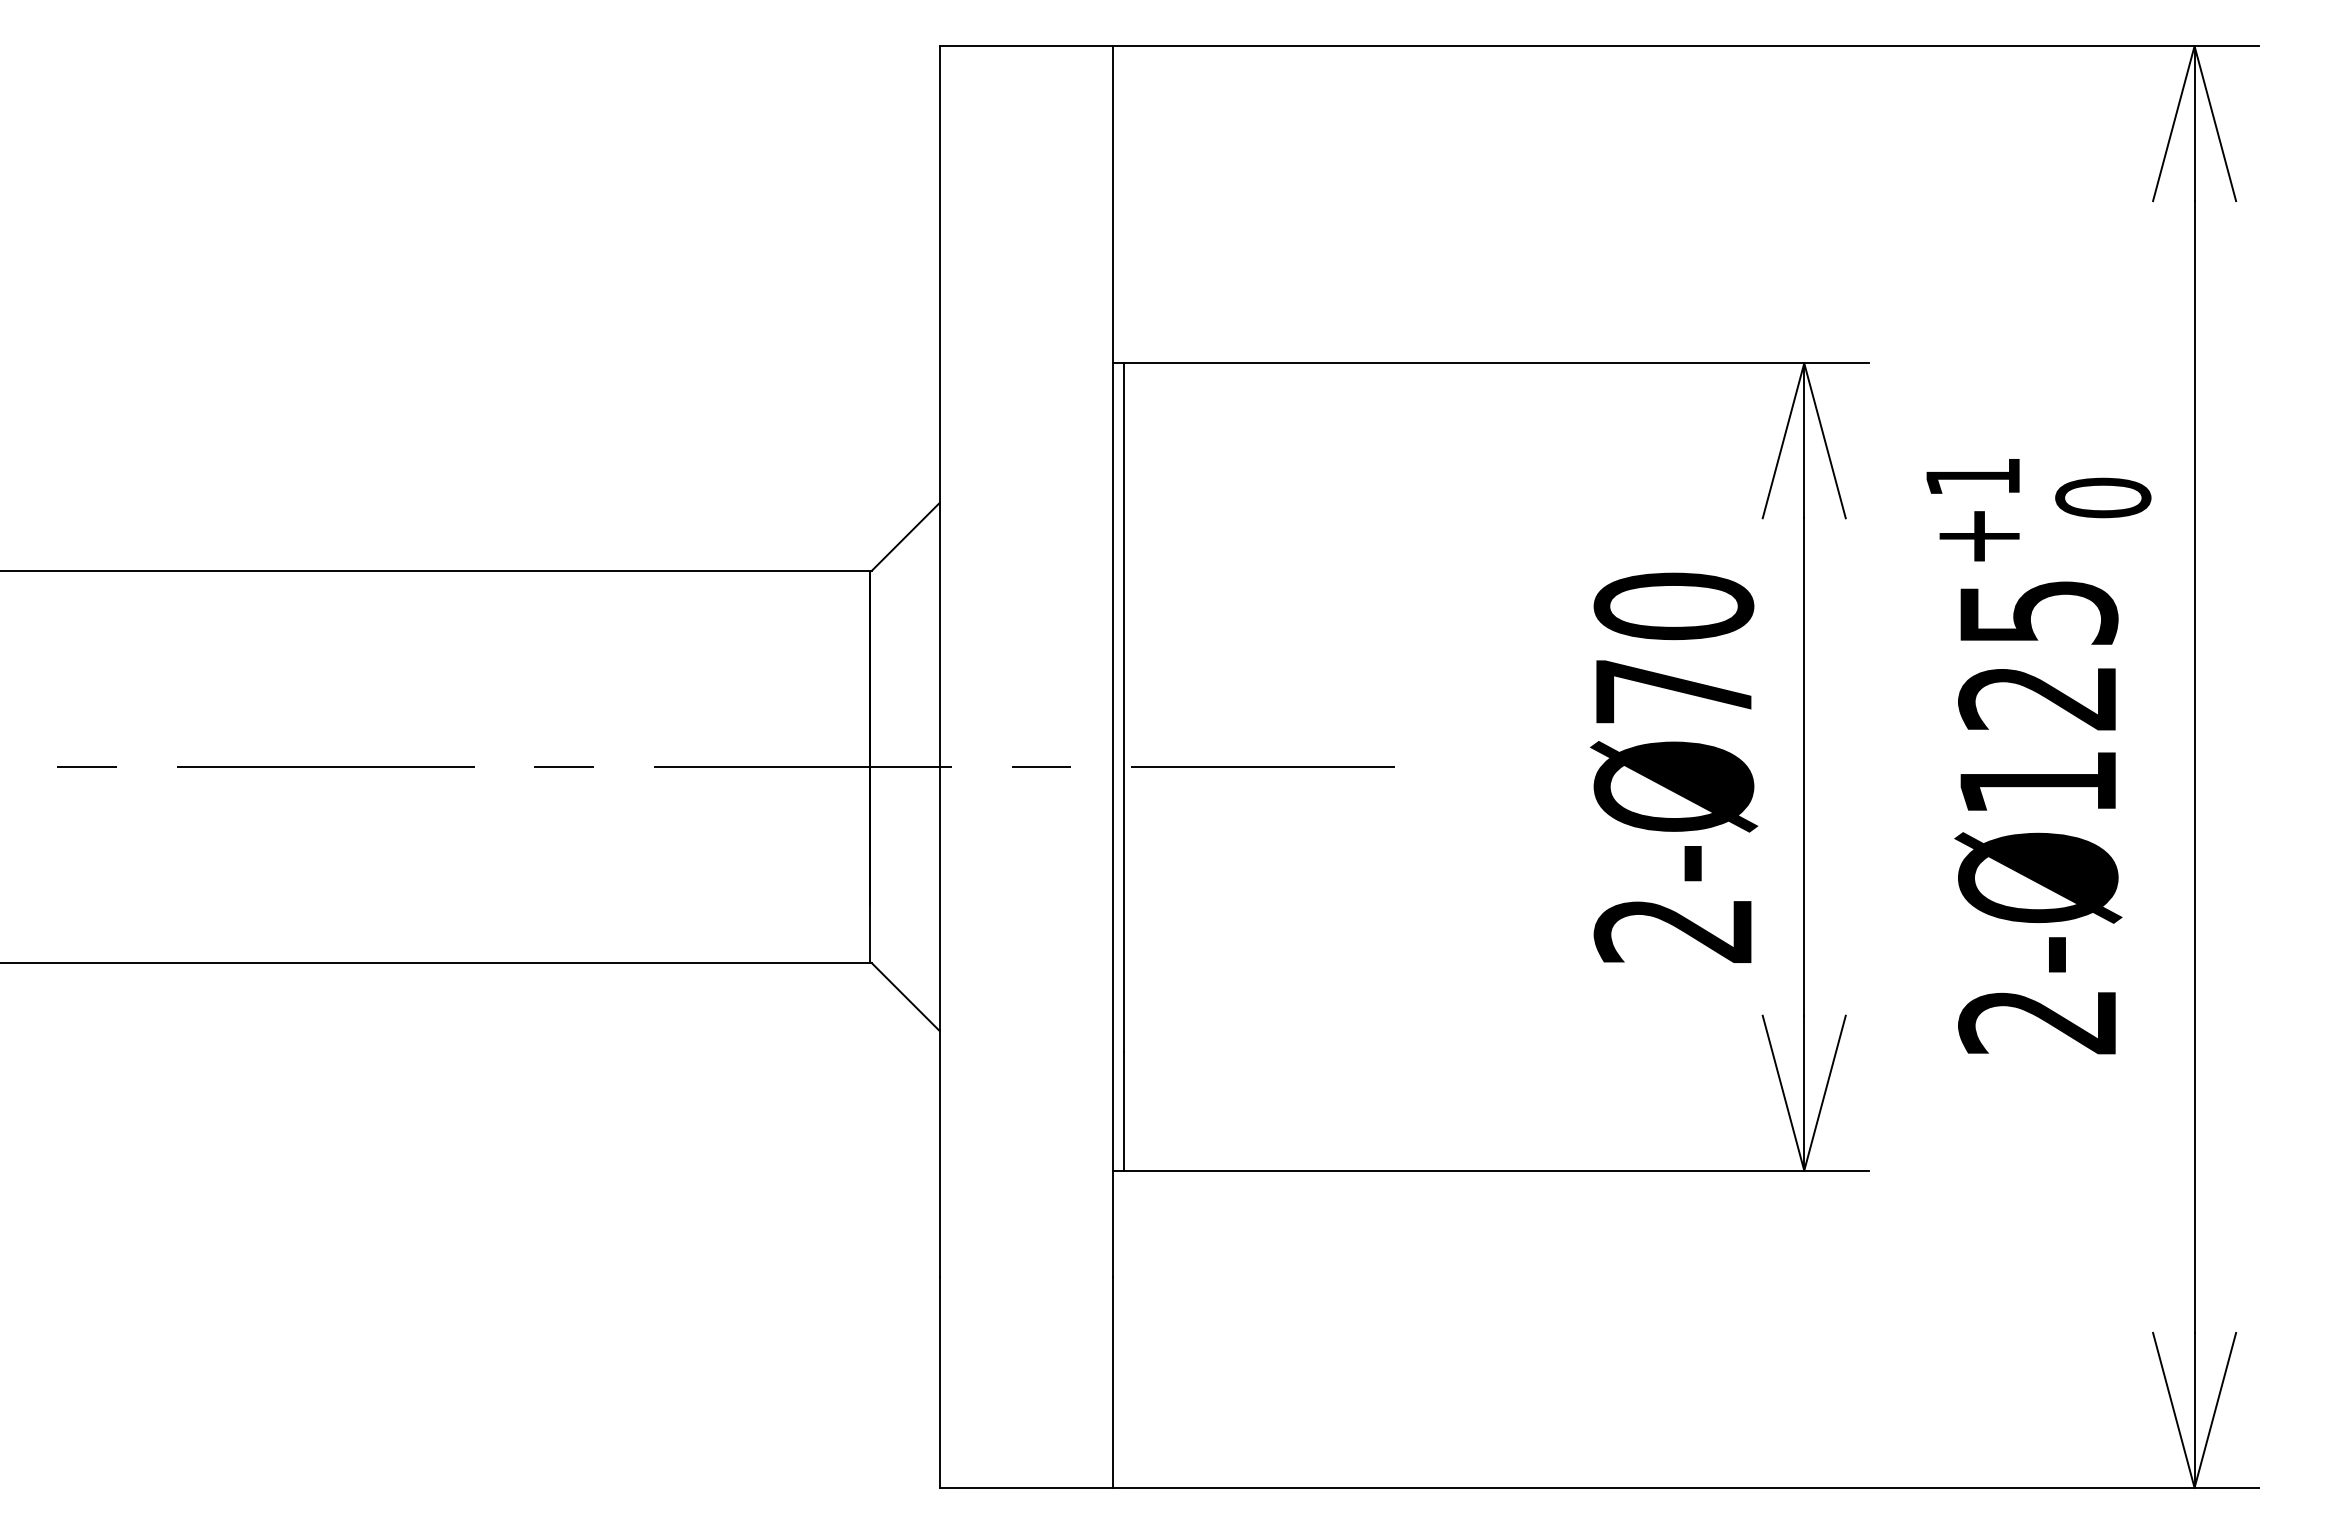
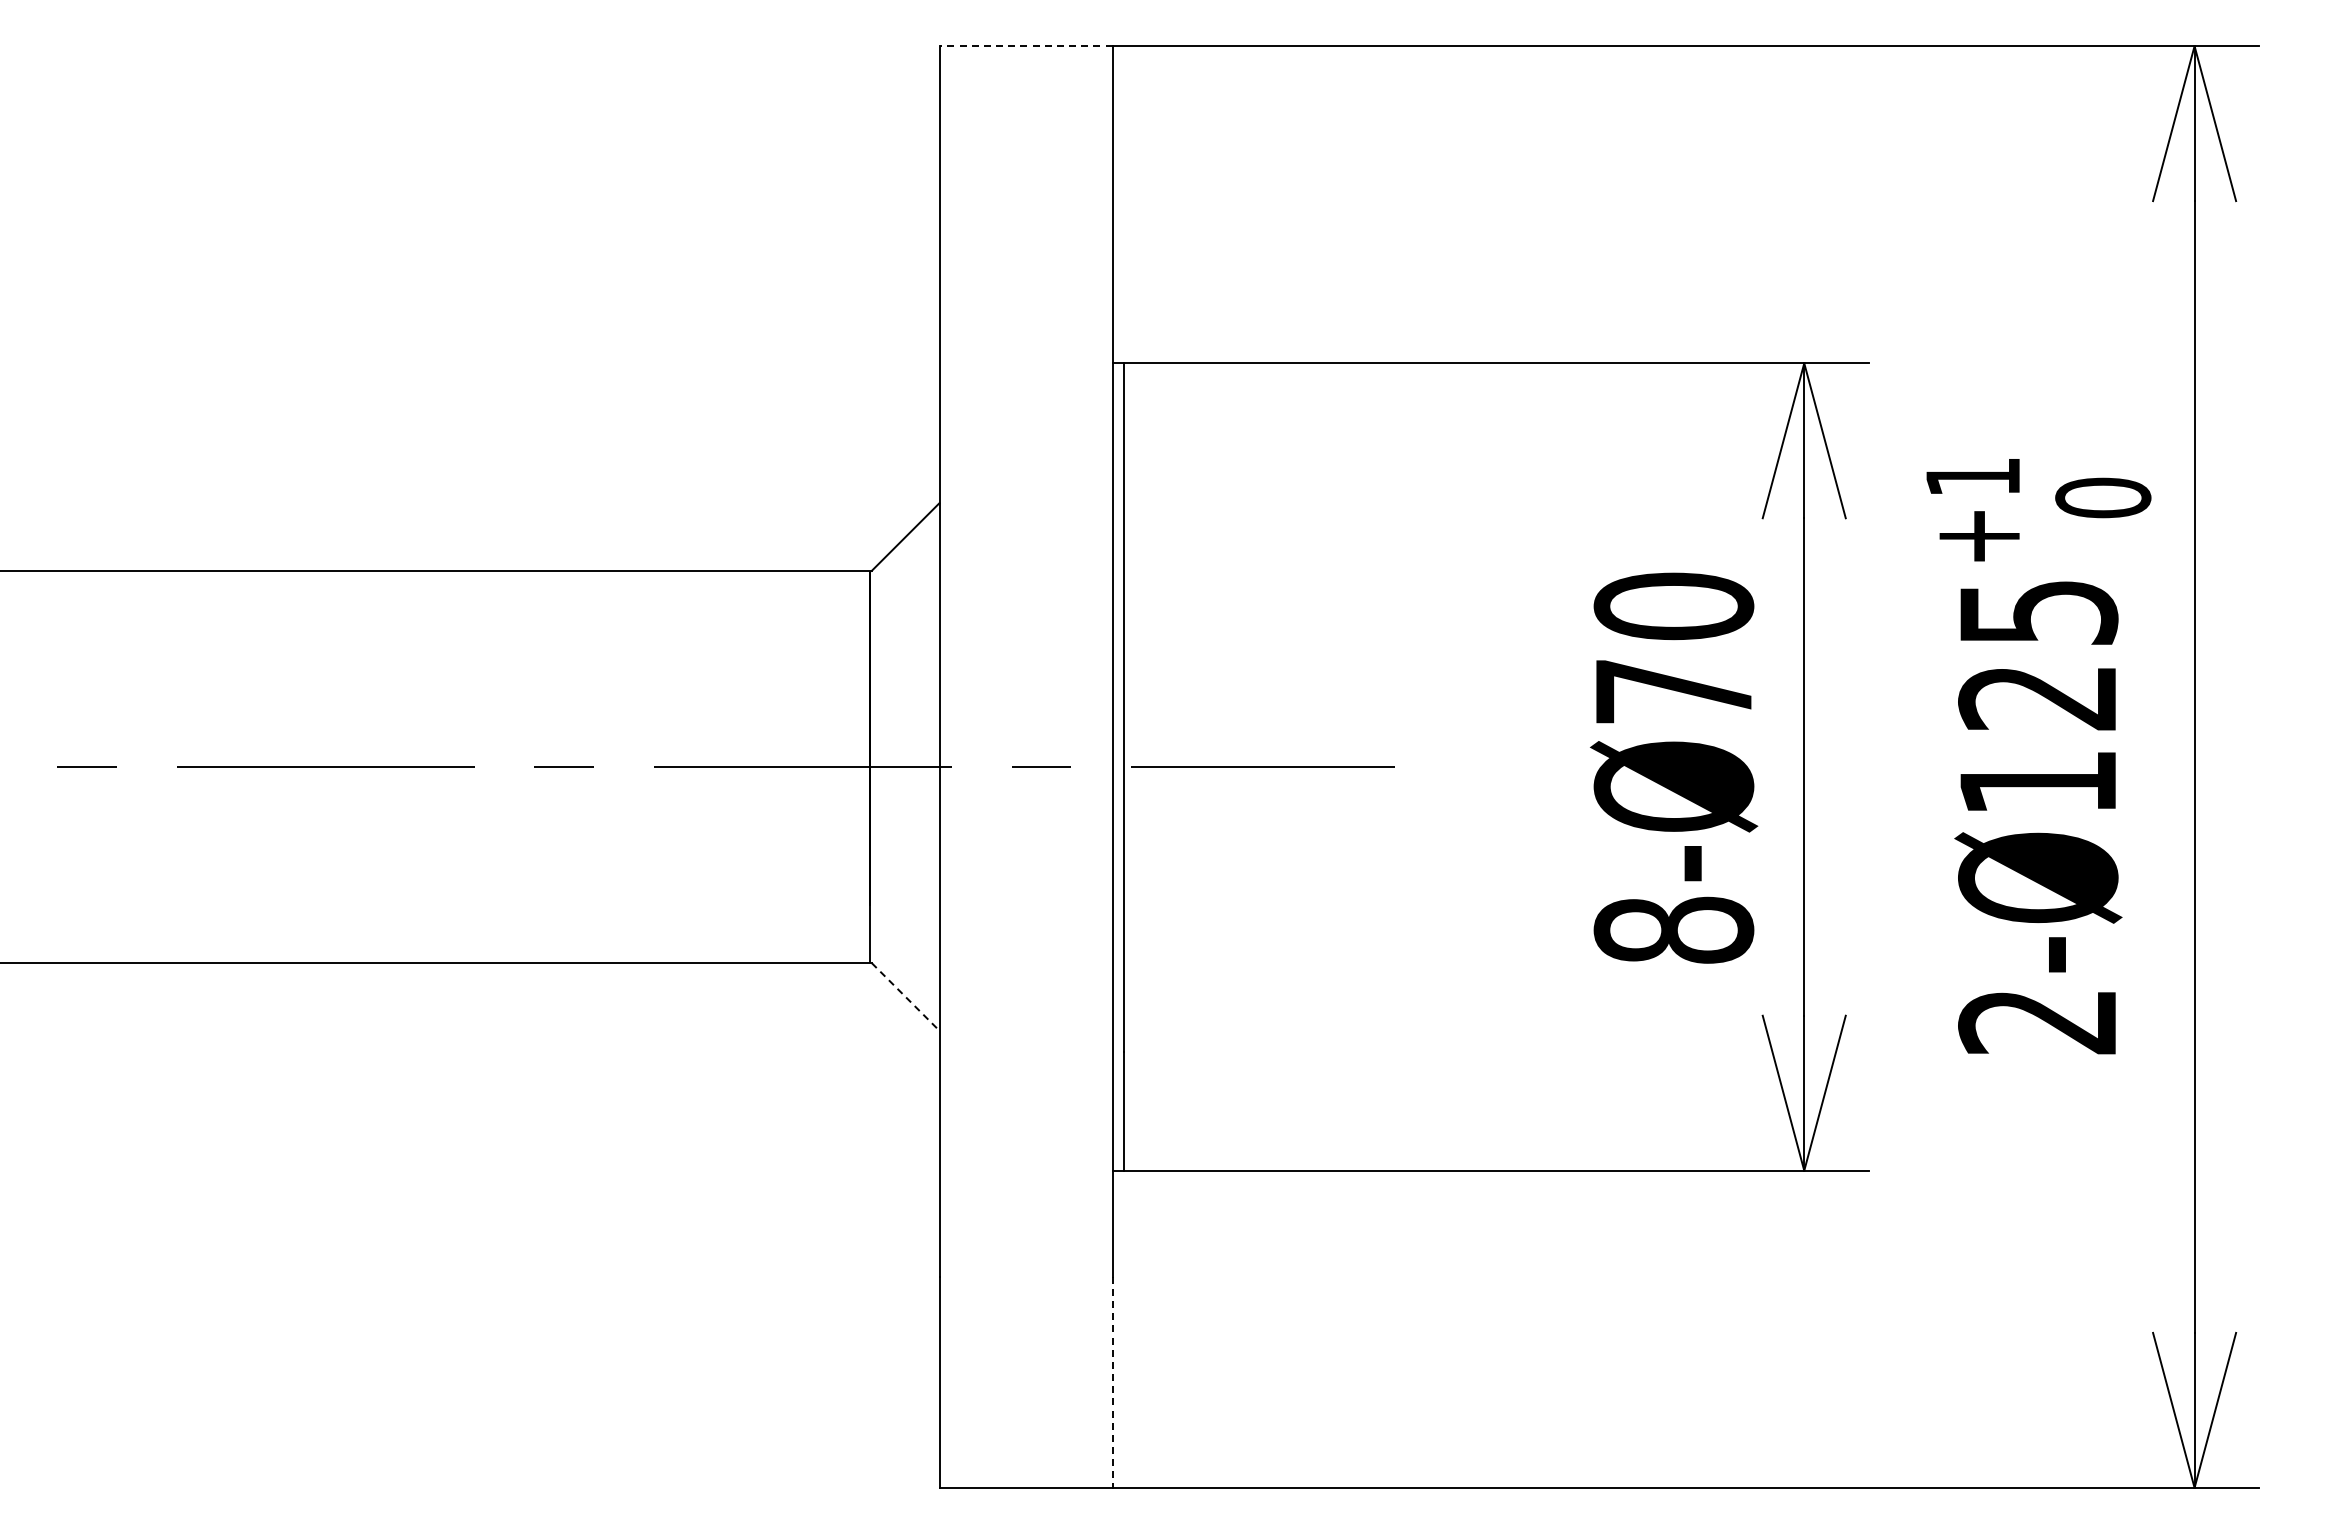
line: solid -> dashed (1026, 46)
text: 2-Ø70 -> 8-Ø70 (1673, 929)
line: solid -> dashed (905, 996)
line: solid -> dashed (1112, 1382)
